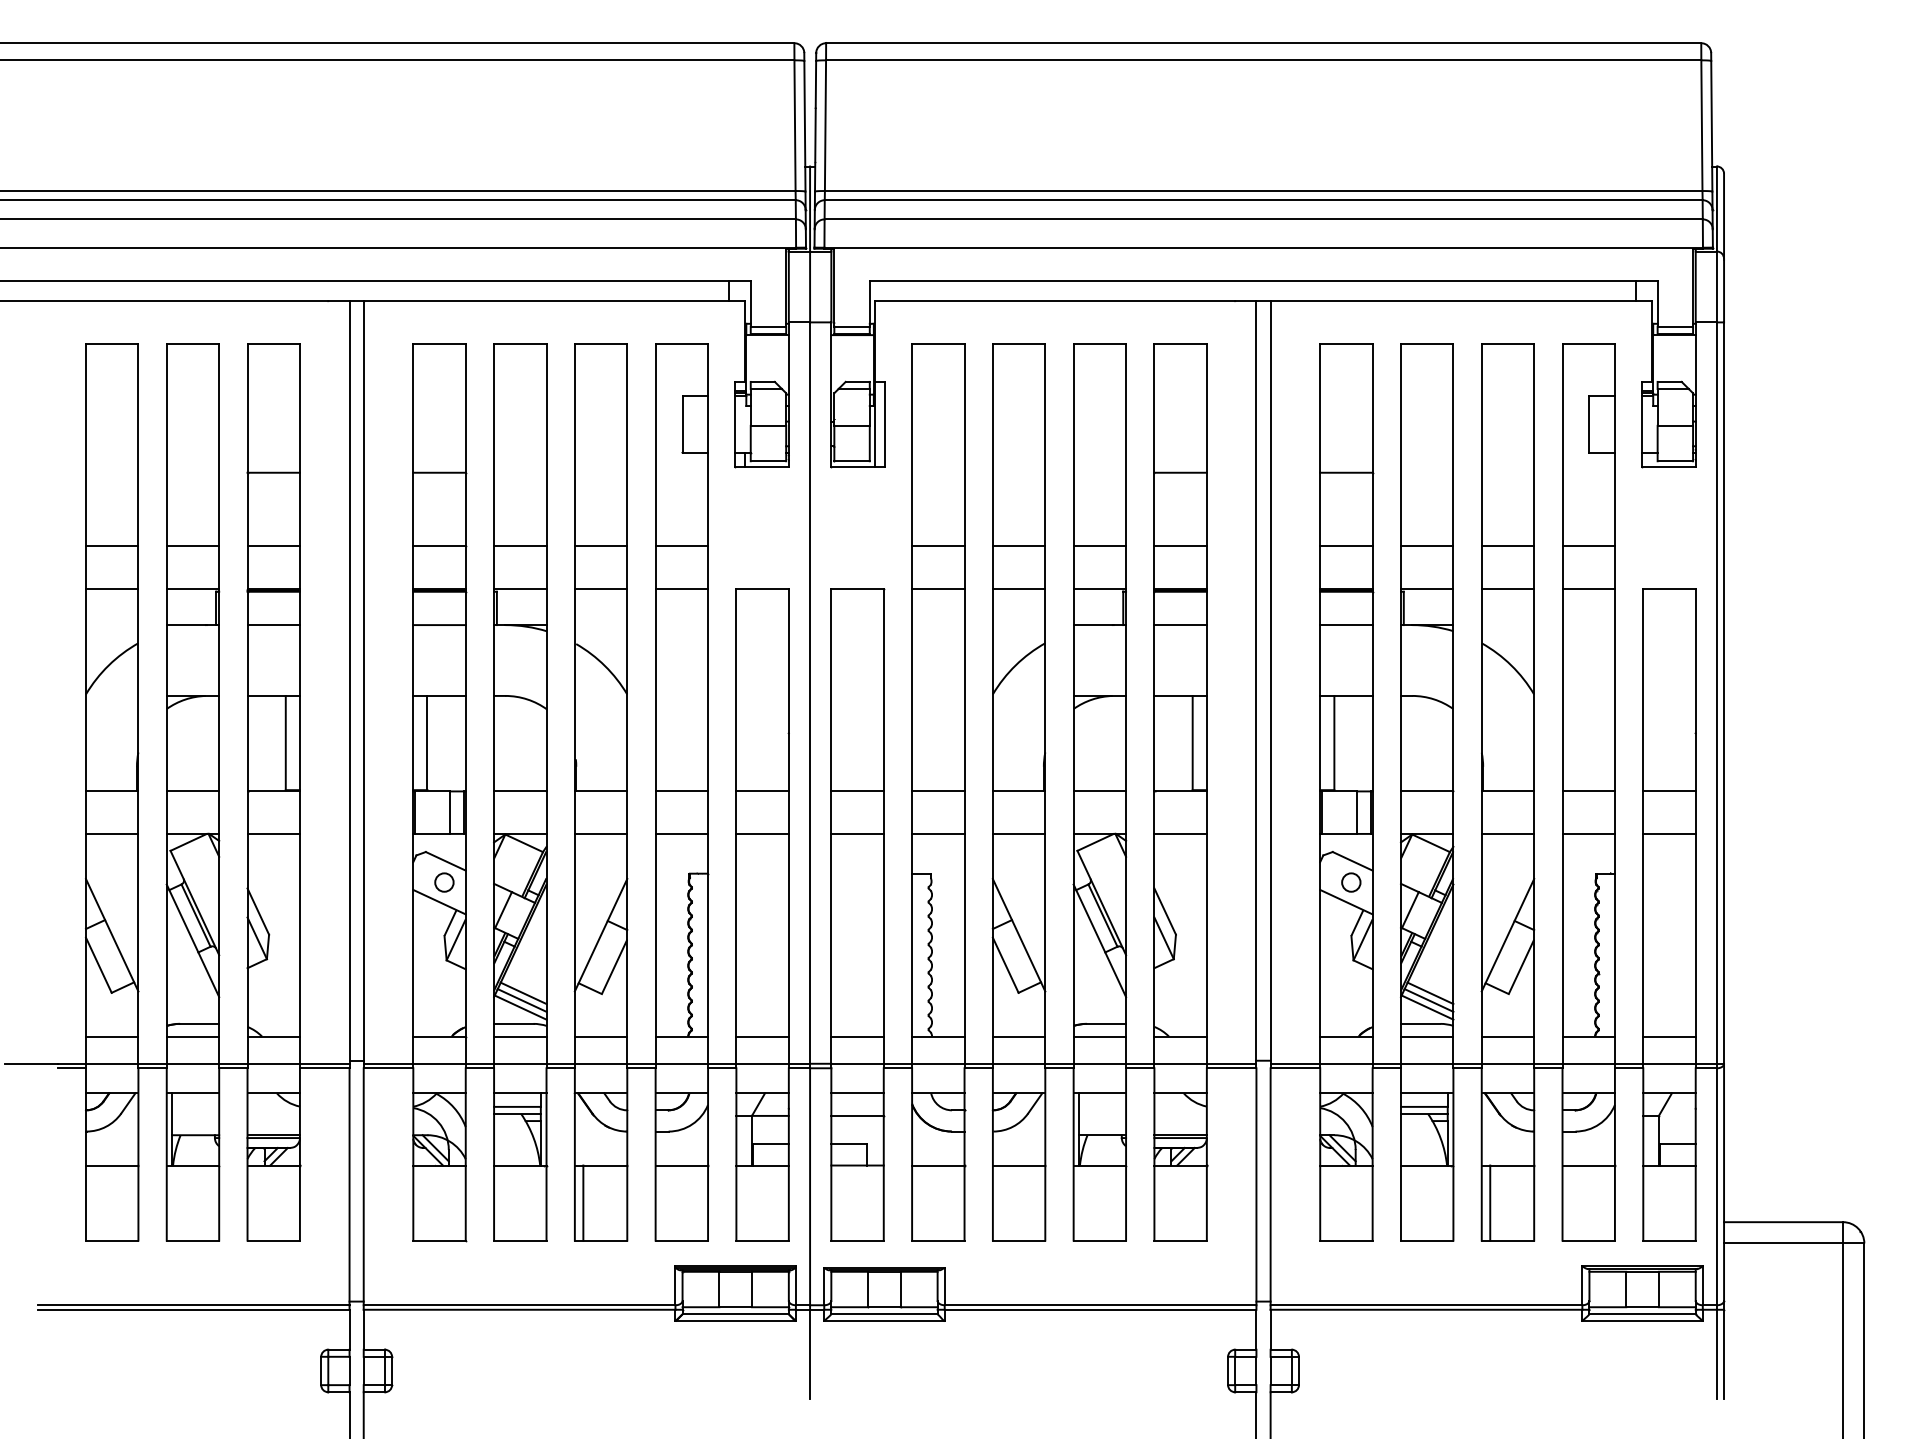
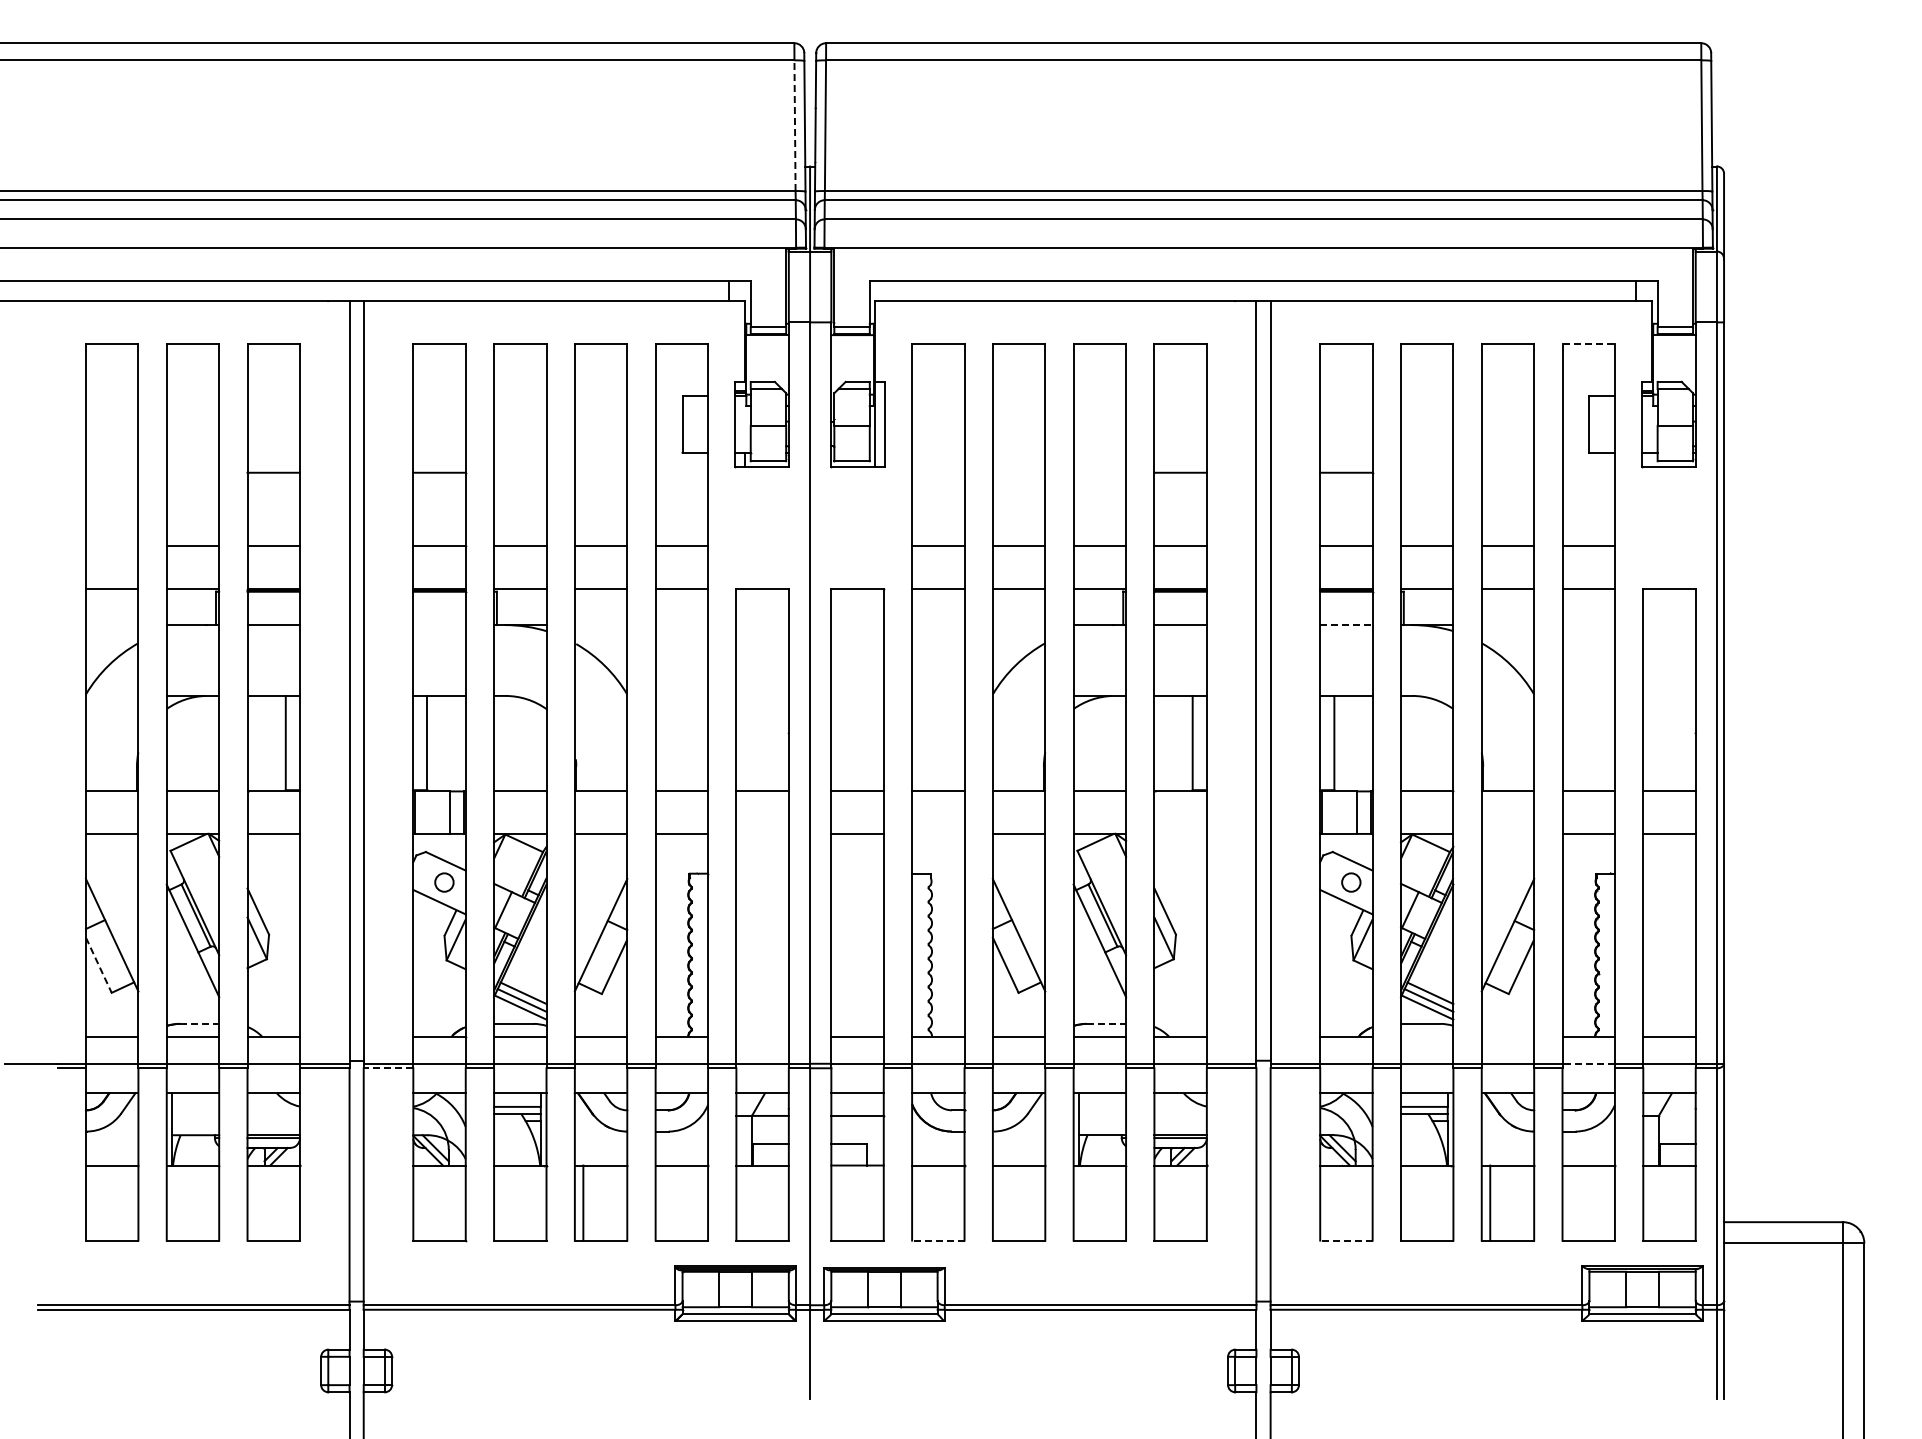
line: solid -> dashed (795, 125)
line: solid -> dashed (1589, 343)
line: present -> none (111, 546)
line: present -> none (439, 625)
line: solid -> dashed (1346, 625)
line: present -> none (762, 833)
line: present -> none (938, 833)
line: present -> none (1180, 833)
line: present -> none (1507, 833)
line: solid -> dashed (99, 965)
line: solid -> dashed (200, 1023)
line: solid -> dashed (1107, 1023)
line: present -> none (762, 1036)
line: present -> none (1426, 1036)
line: present -> none (1507, 1036)
line: solid -> dashed (1588, 1063)
line: solid -> dashed (388, 1068)
line: solid -> dashed (937, 1240)
line: solid -> dashed (1345, 1240)
